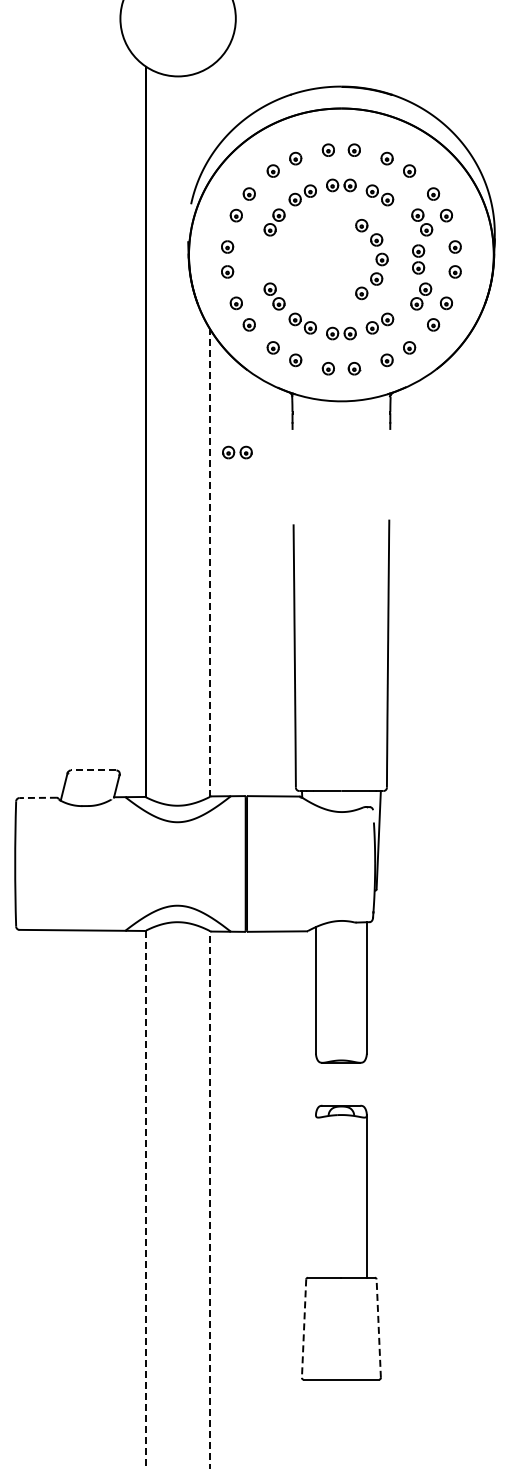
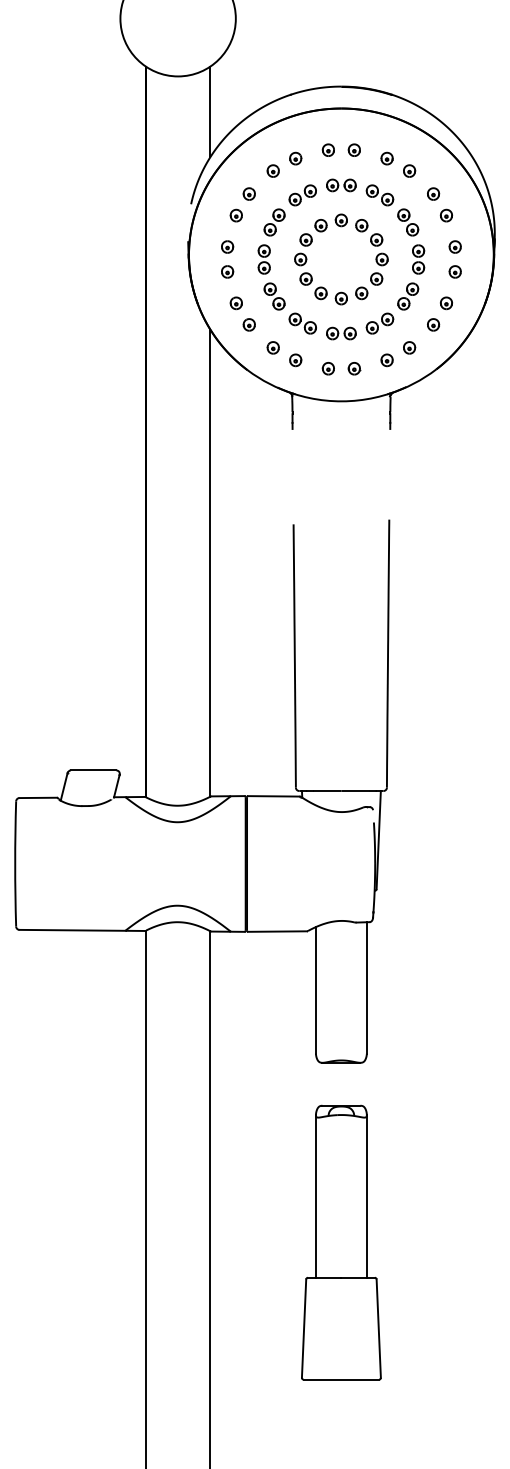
line: none -> present (210, 111)
part position: (422, 222) -> (408, 222) (408, 222)
part: none -> present (263, 259)
part: none -> present (307, 259)
part position: (421, 296) -> (408, 296) (408, 296)
part: present -> none (237, 452)
line: dashed -> solid (210, 563)
line: dashed -> solid (93, 770)
line: dashed -> solid (38, 797)
line: none -> present (315, 1196)
line: dashed -> solid (145, 1199)
line: dashed -> solid (210, 1199)
line: dashed -> solid (378, 1328)
line: dashed -> solid (304, 1329)
